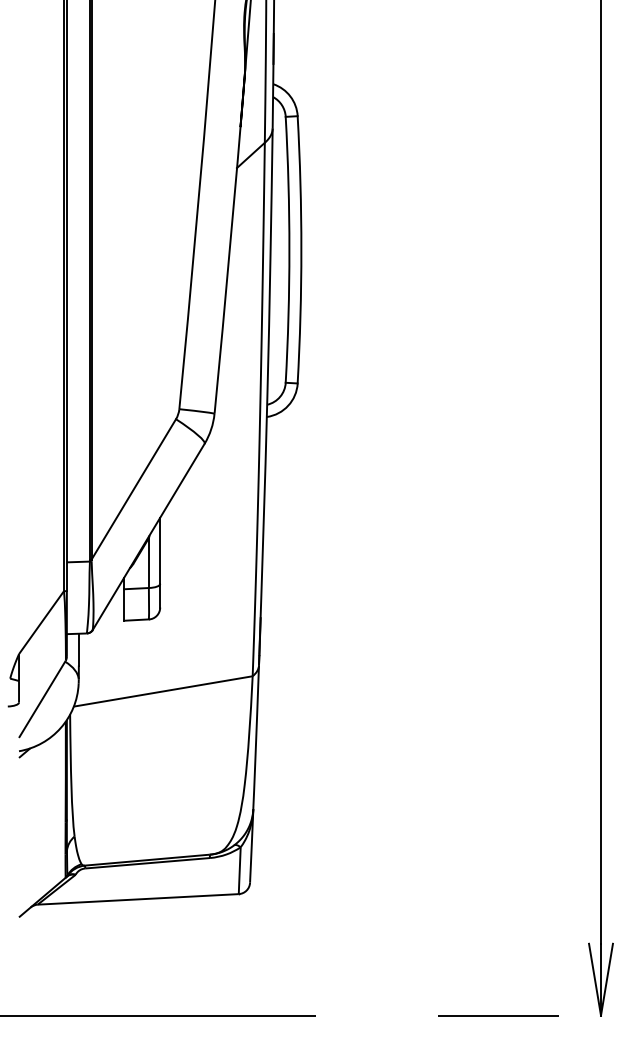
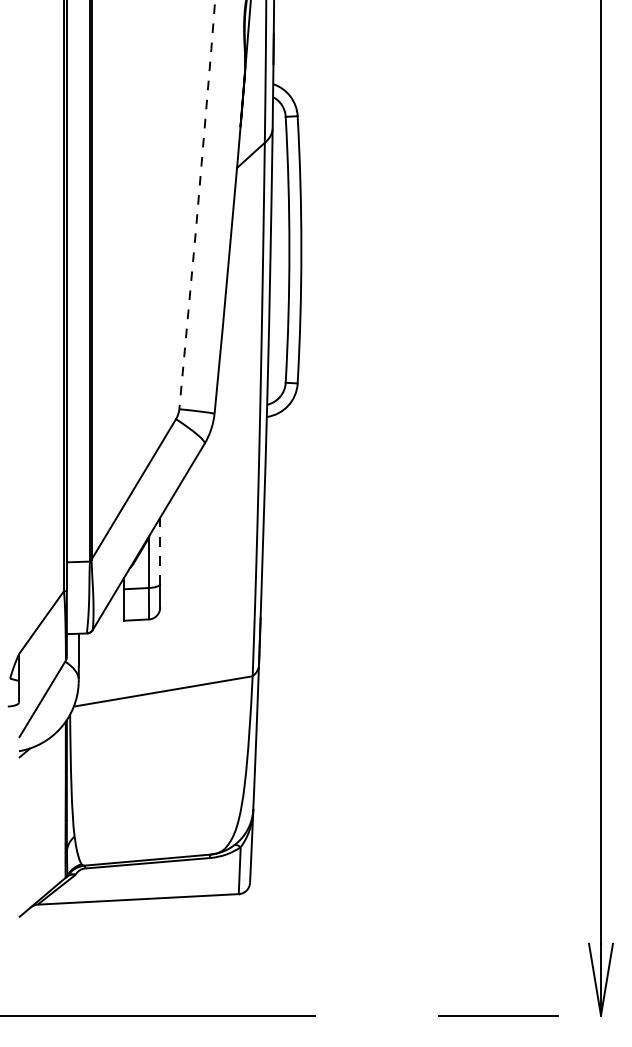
arc: solid -> dashed (198, 205)
line: solid -> dashed (160, 551)
